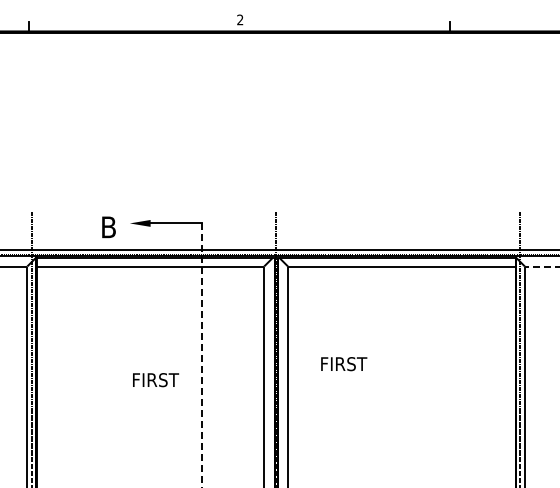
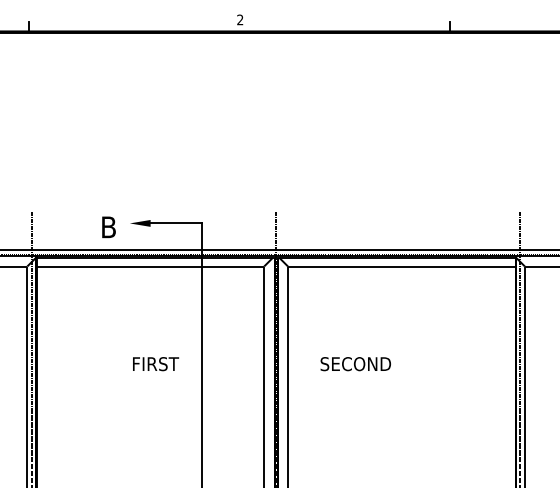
line: dashed -> solid (541, 266)
line: dashed -> solid (201, 355)
text: FIRST -> SECOND (355, 364)
text position: (156, 380) -> (156, 364) (156, 364)
